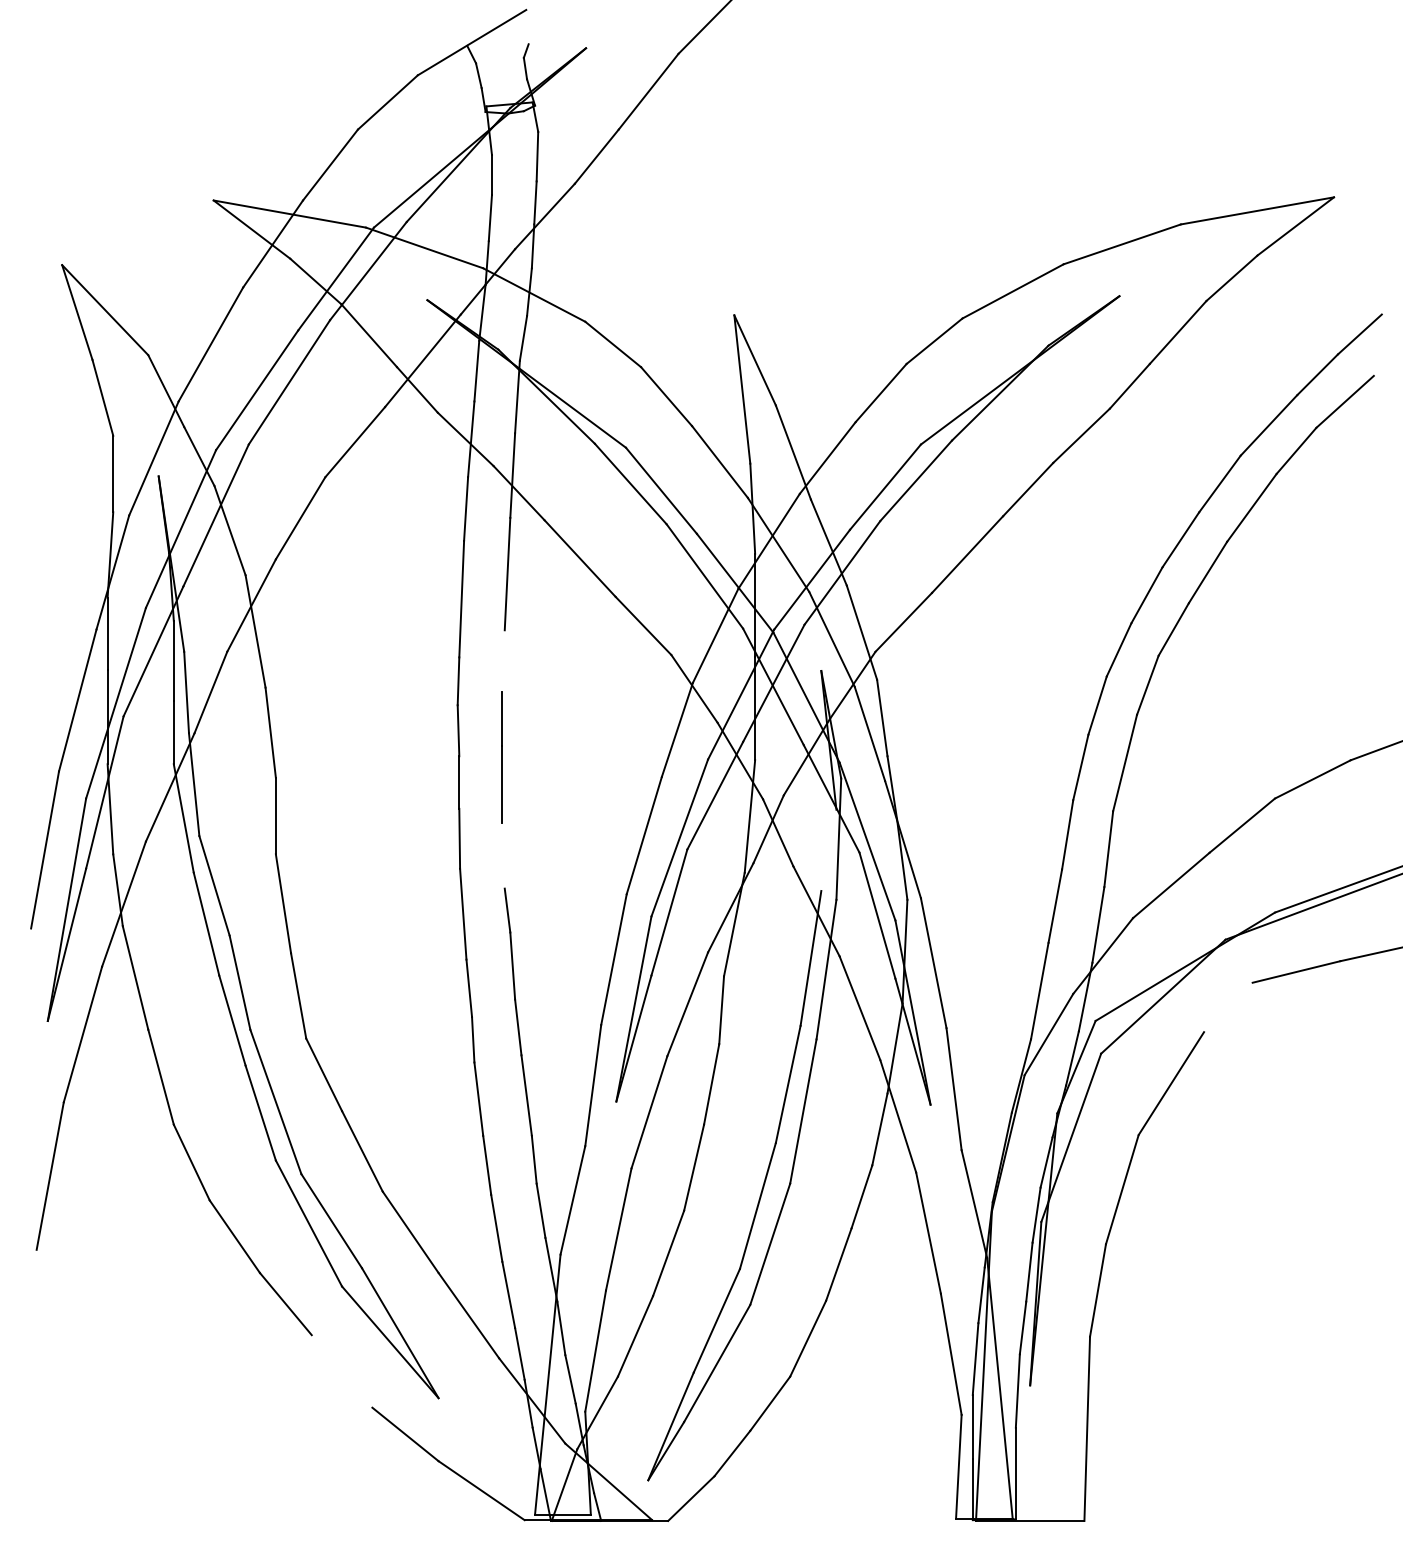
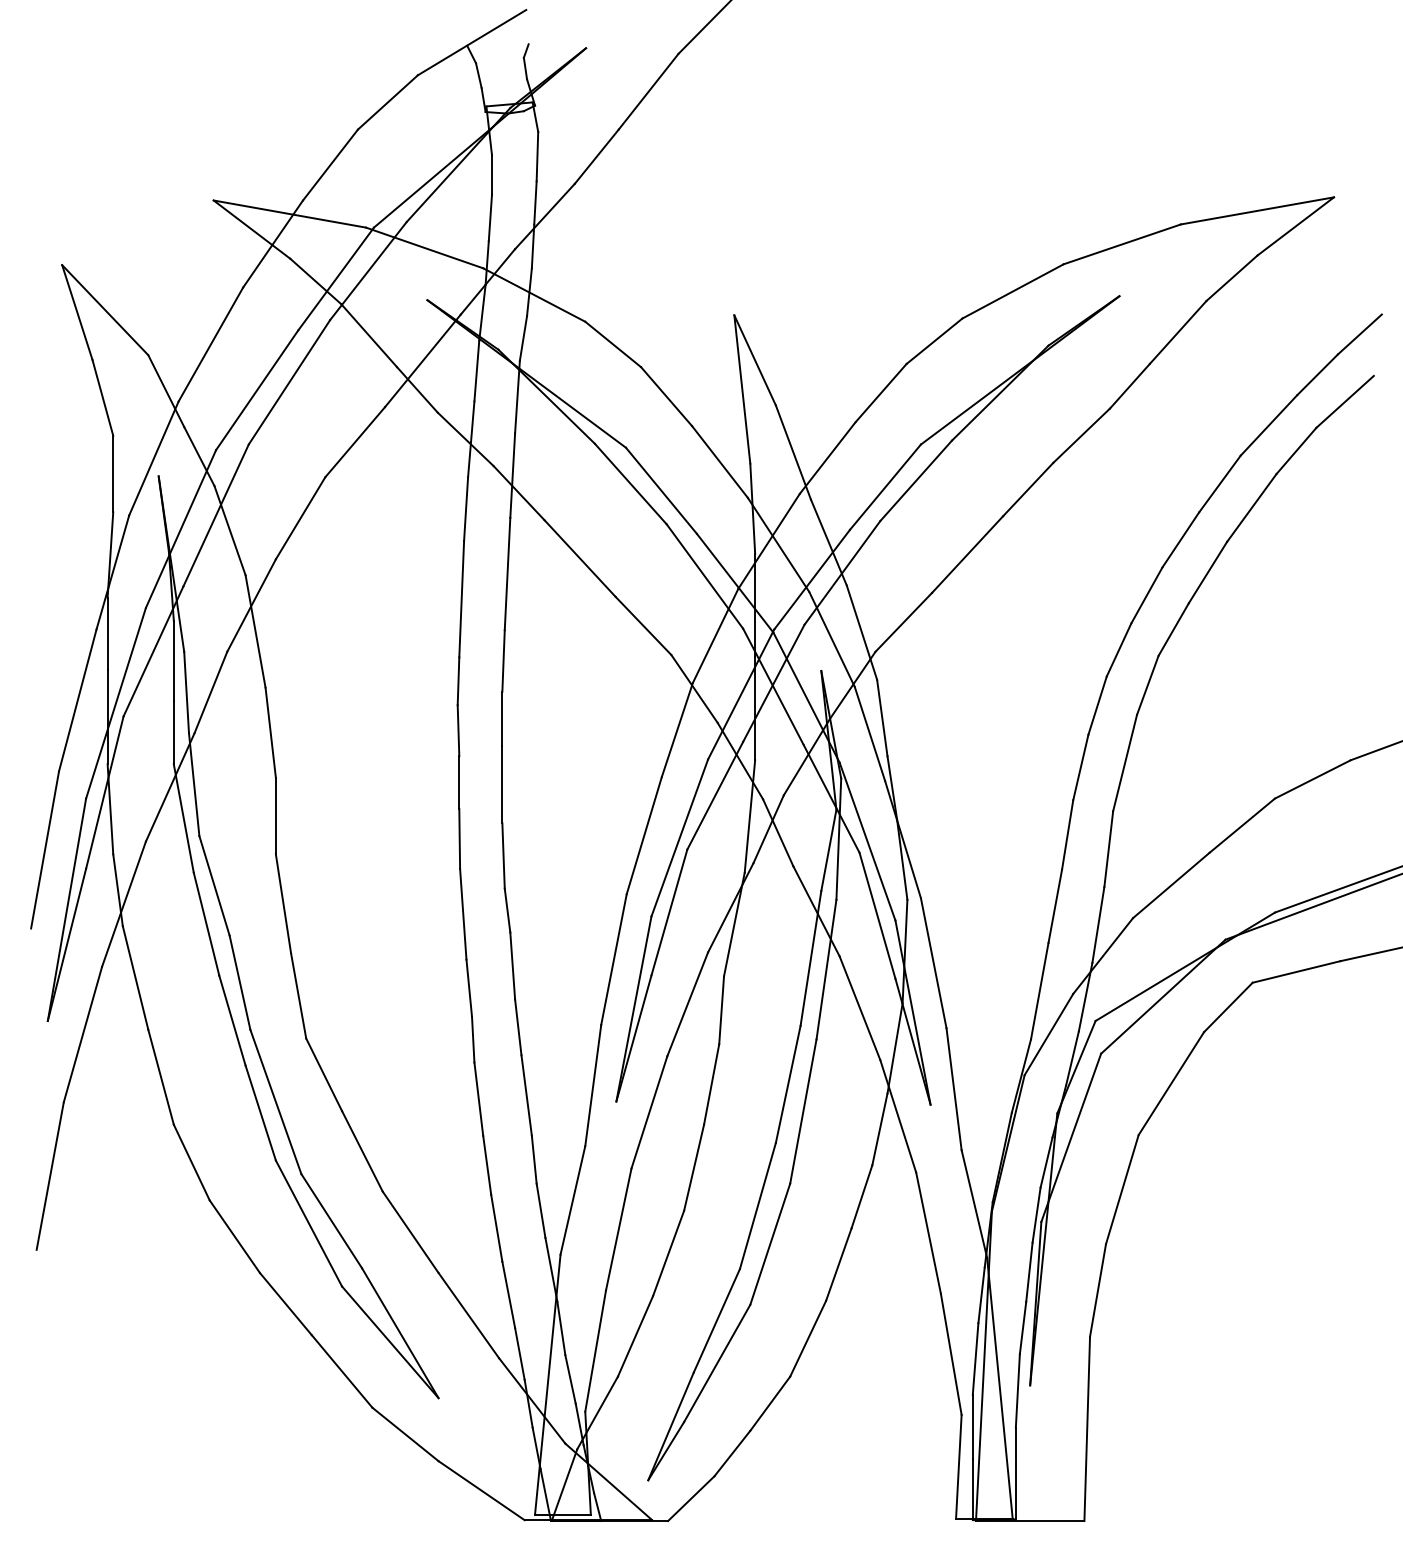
line: none -> present (503, 660)
line: none -> present (828, 850)
line: none -> present (503, 855)
line: none -> present (1228, 1007)
line: none -> present (341, 1371)
